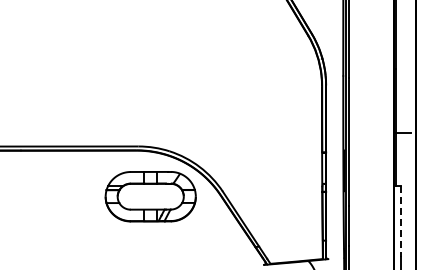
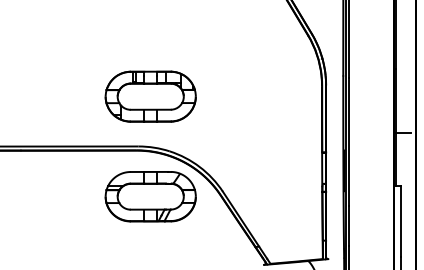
part: none -> present (150, 96)
line: dashed -> solid (401, 221)
